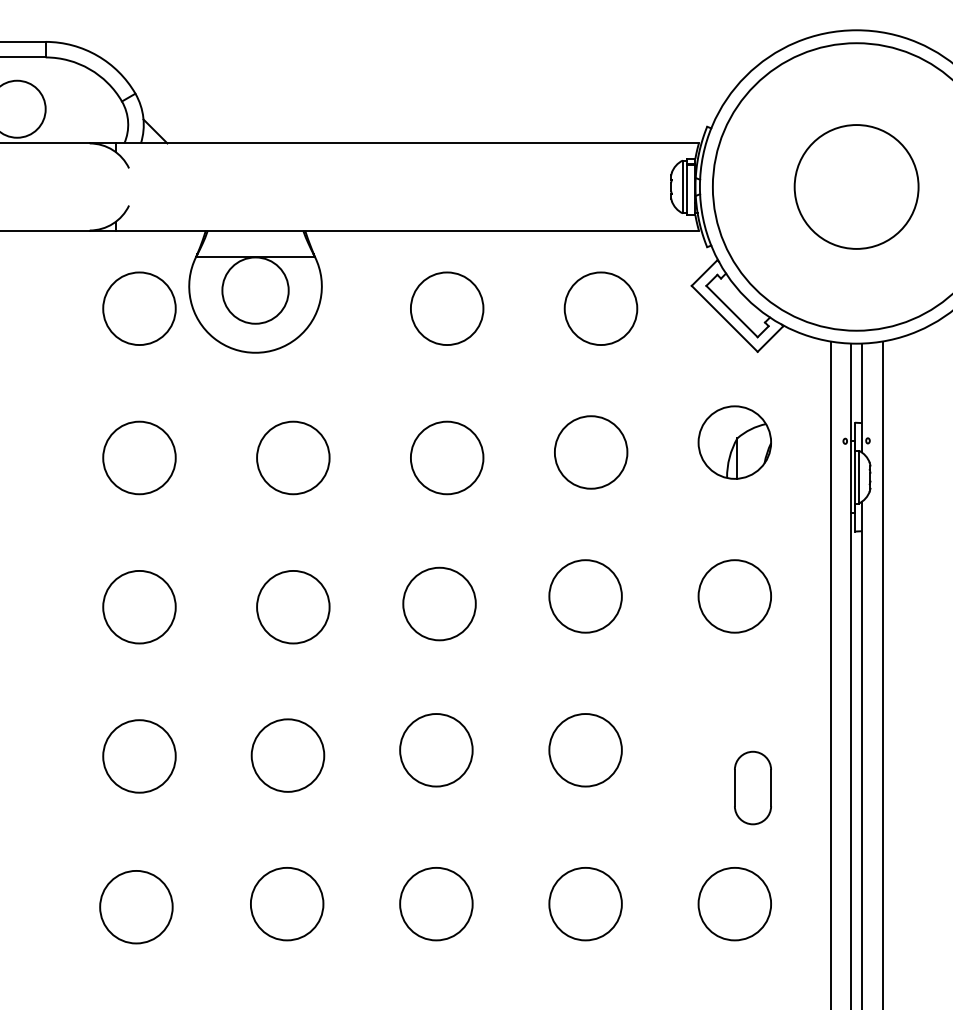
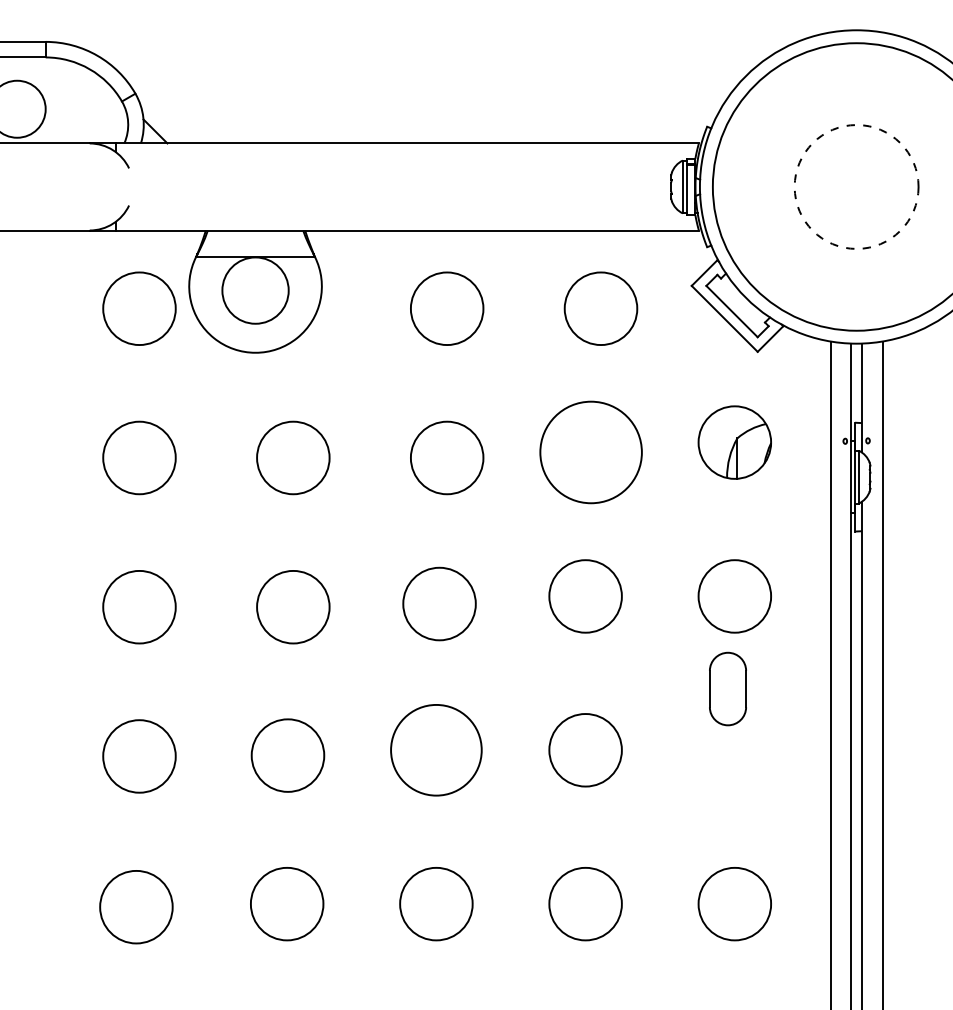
circle: solid -> dashed (856, 186)
circle diameter: 73 px -> 102 px (590, 452)
circle diameter: 73 px -> 91 px (436, 749)
part position: (752, 787) -> (727, 688) (727, 688)
